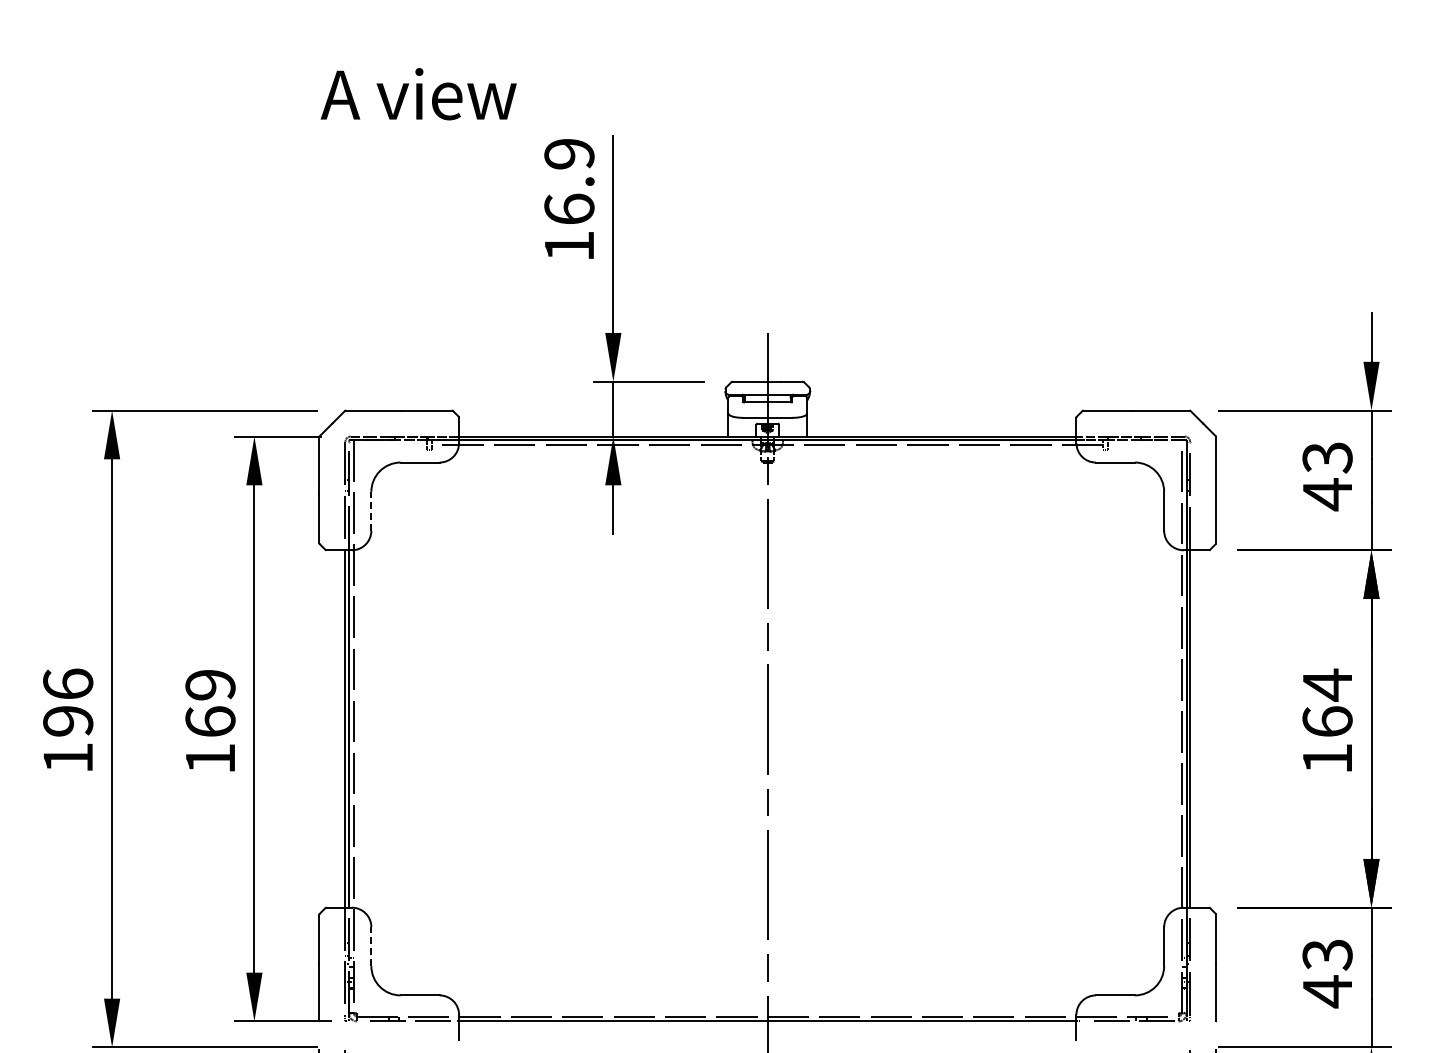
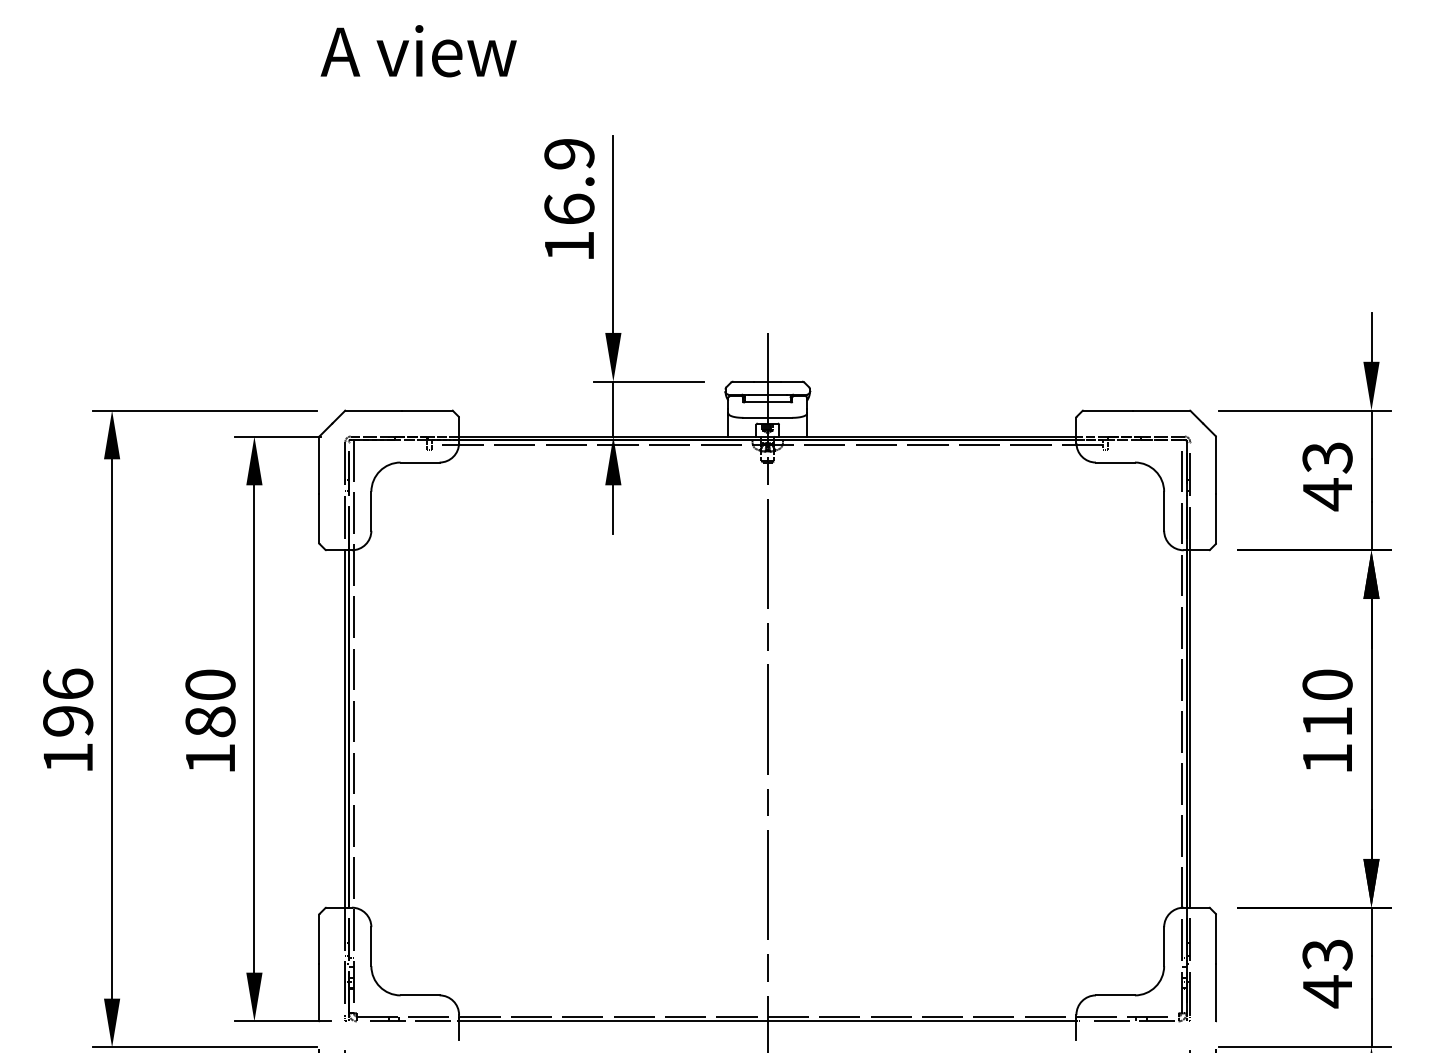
text position: (418, 94) -> (418, 51) (418, 51)
line: dashed -> solid (371, 510)
text: 164 -> 110 (1327, 702)
text: 169 -> 180 (210, 703)
line: dashed -> solid (371, 946)
